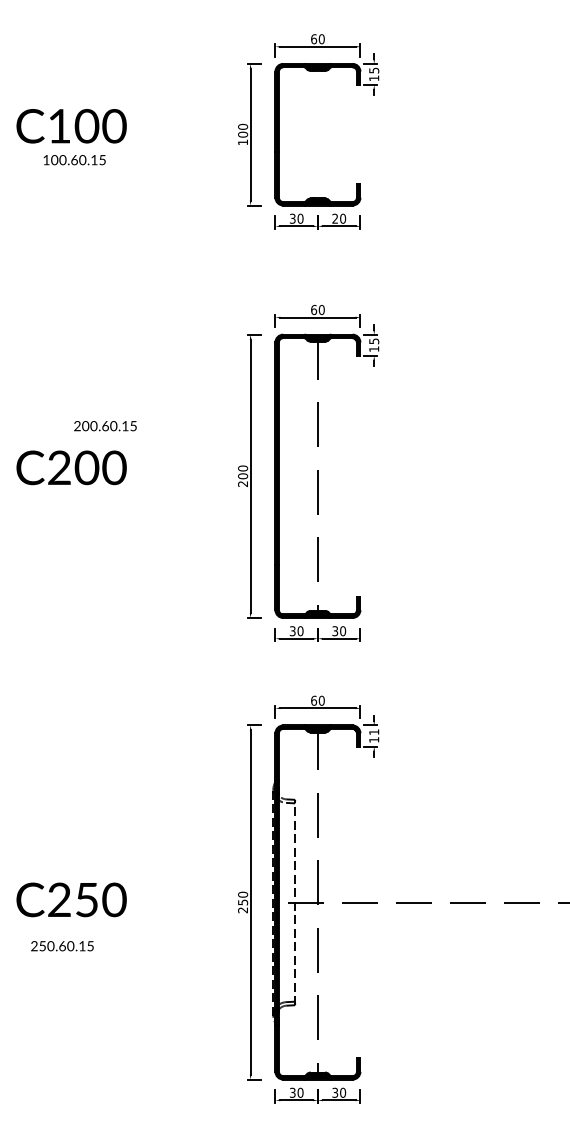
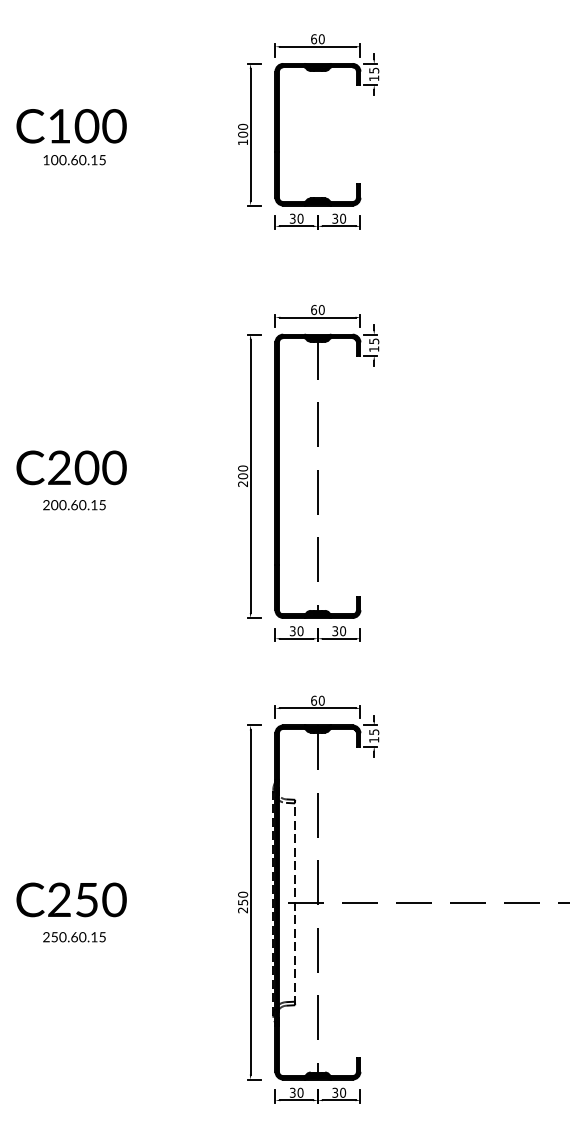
text: 20 -> 30 (335, 218)
text position: (105, 426) -> (74, 505) (74, 505)
text: 11 -> 15 (374, 732)
text position: (62, 946) -> (74, 937) (74, 937)
